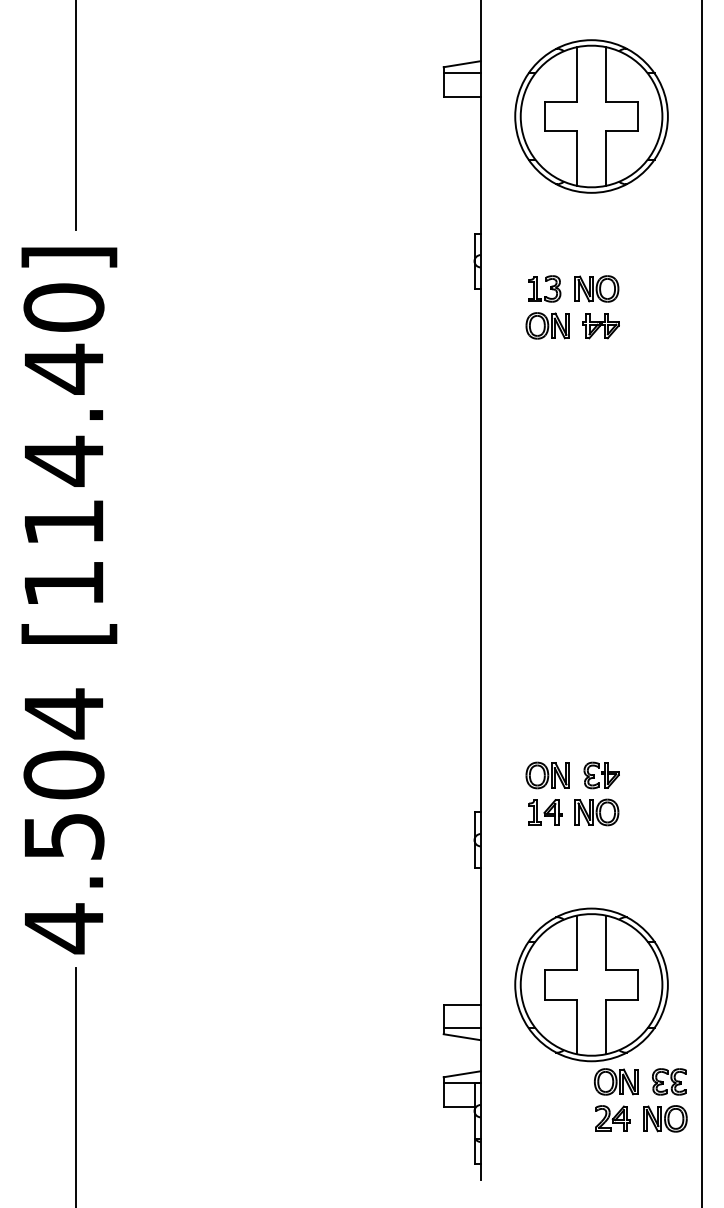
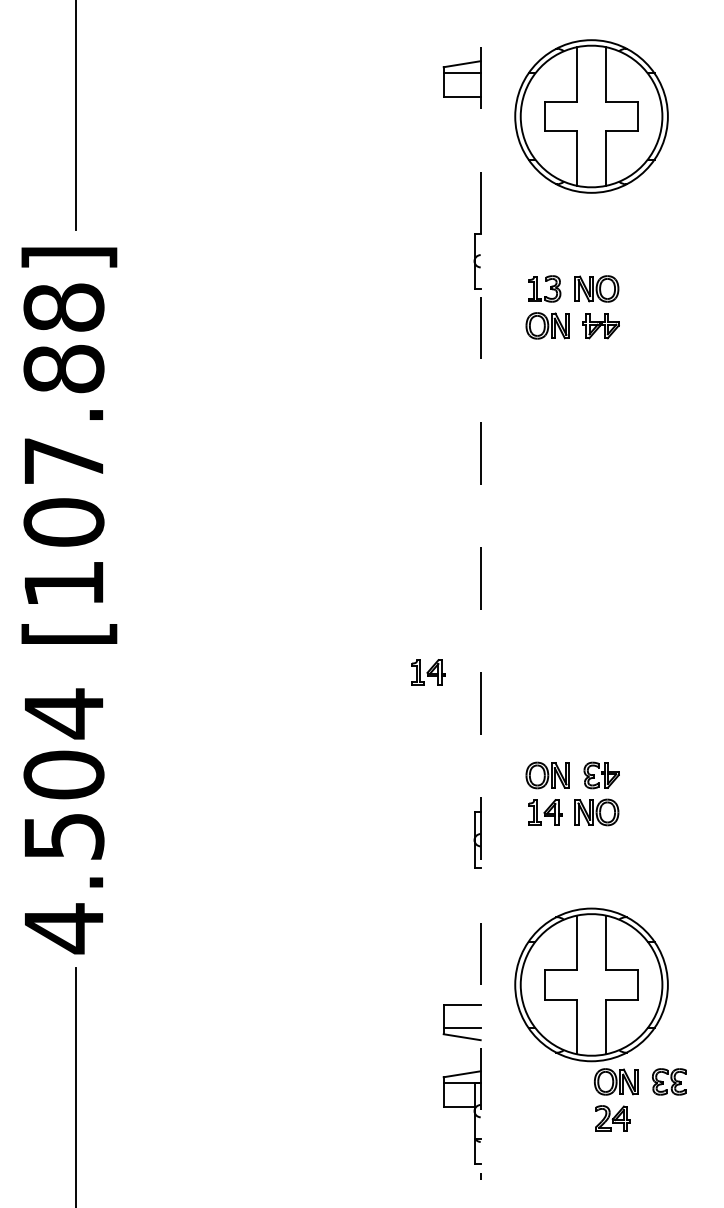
text: [114.40] -> [107.88] (63, 414)
line: solid -> dashed (480, 590)
line: present -> none (702, 603)
part: none -> present (428, 672)
part: present -> none (665, 1118)
